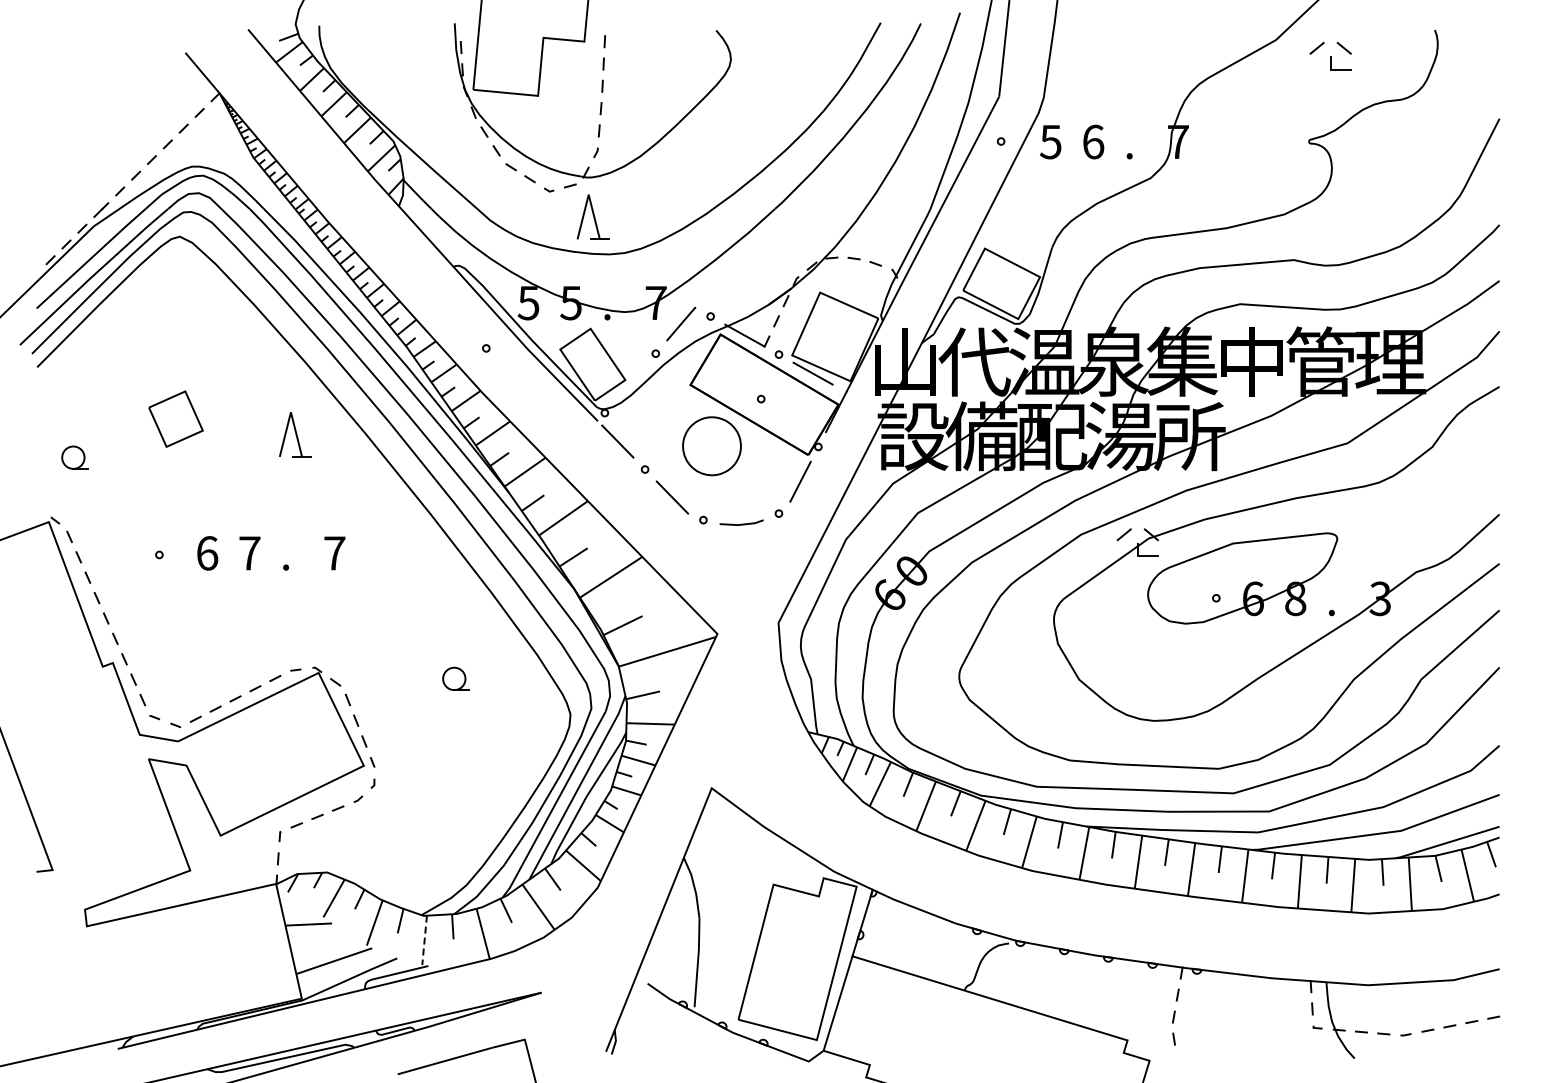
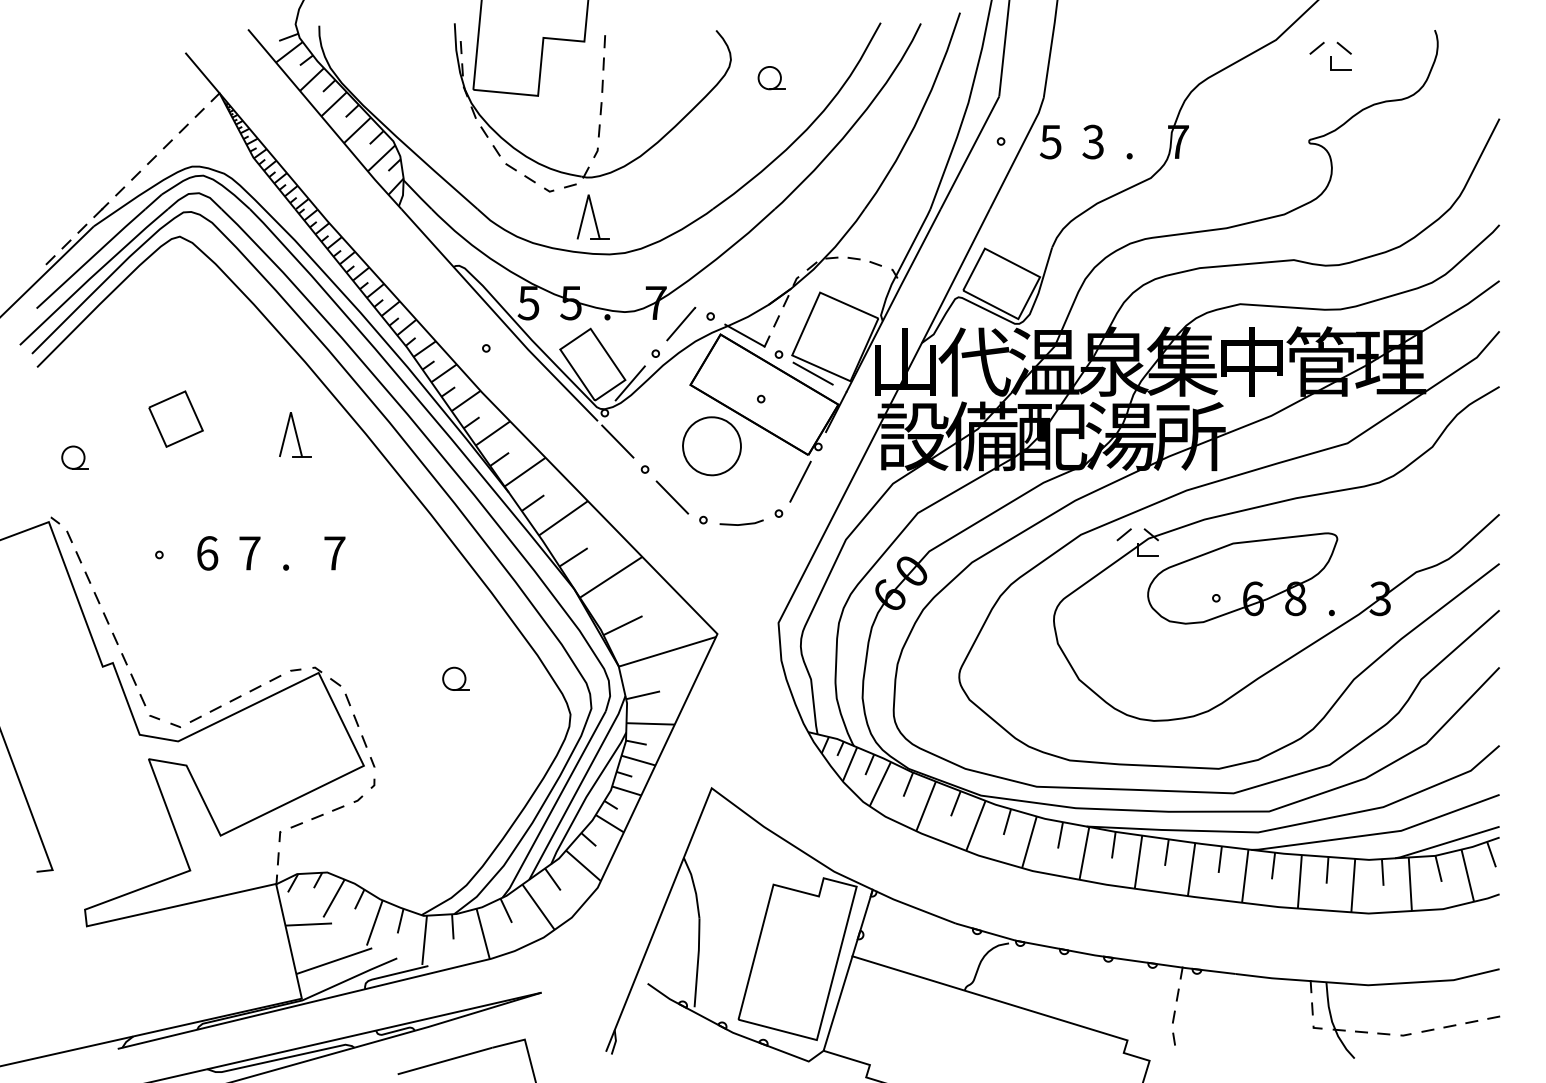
part: none -> present (771, 78)
text: 6 -> 3 (1093, 141)
line: none -> present (629, 383)
line: dashed -> solid (424, 940)
